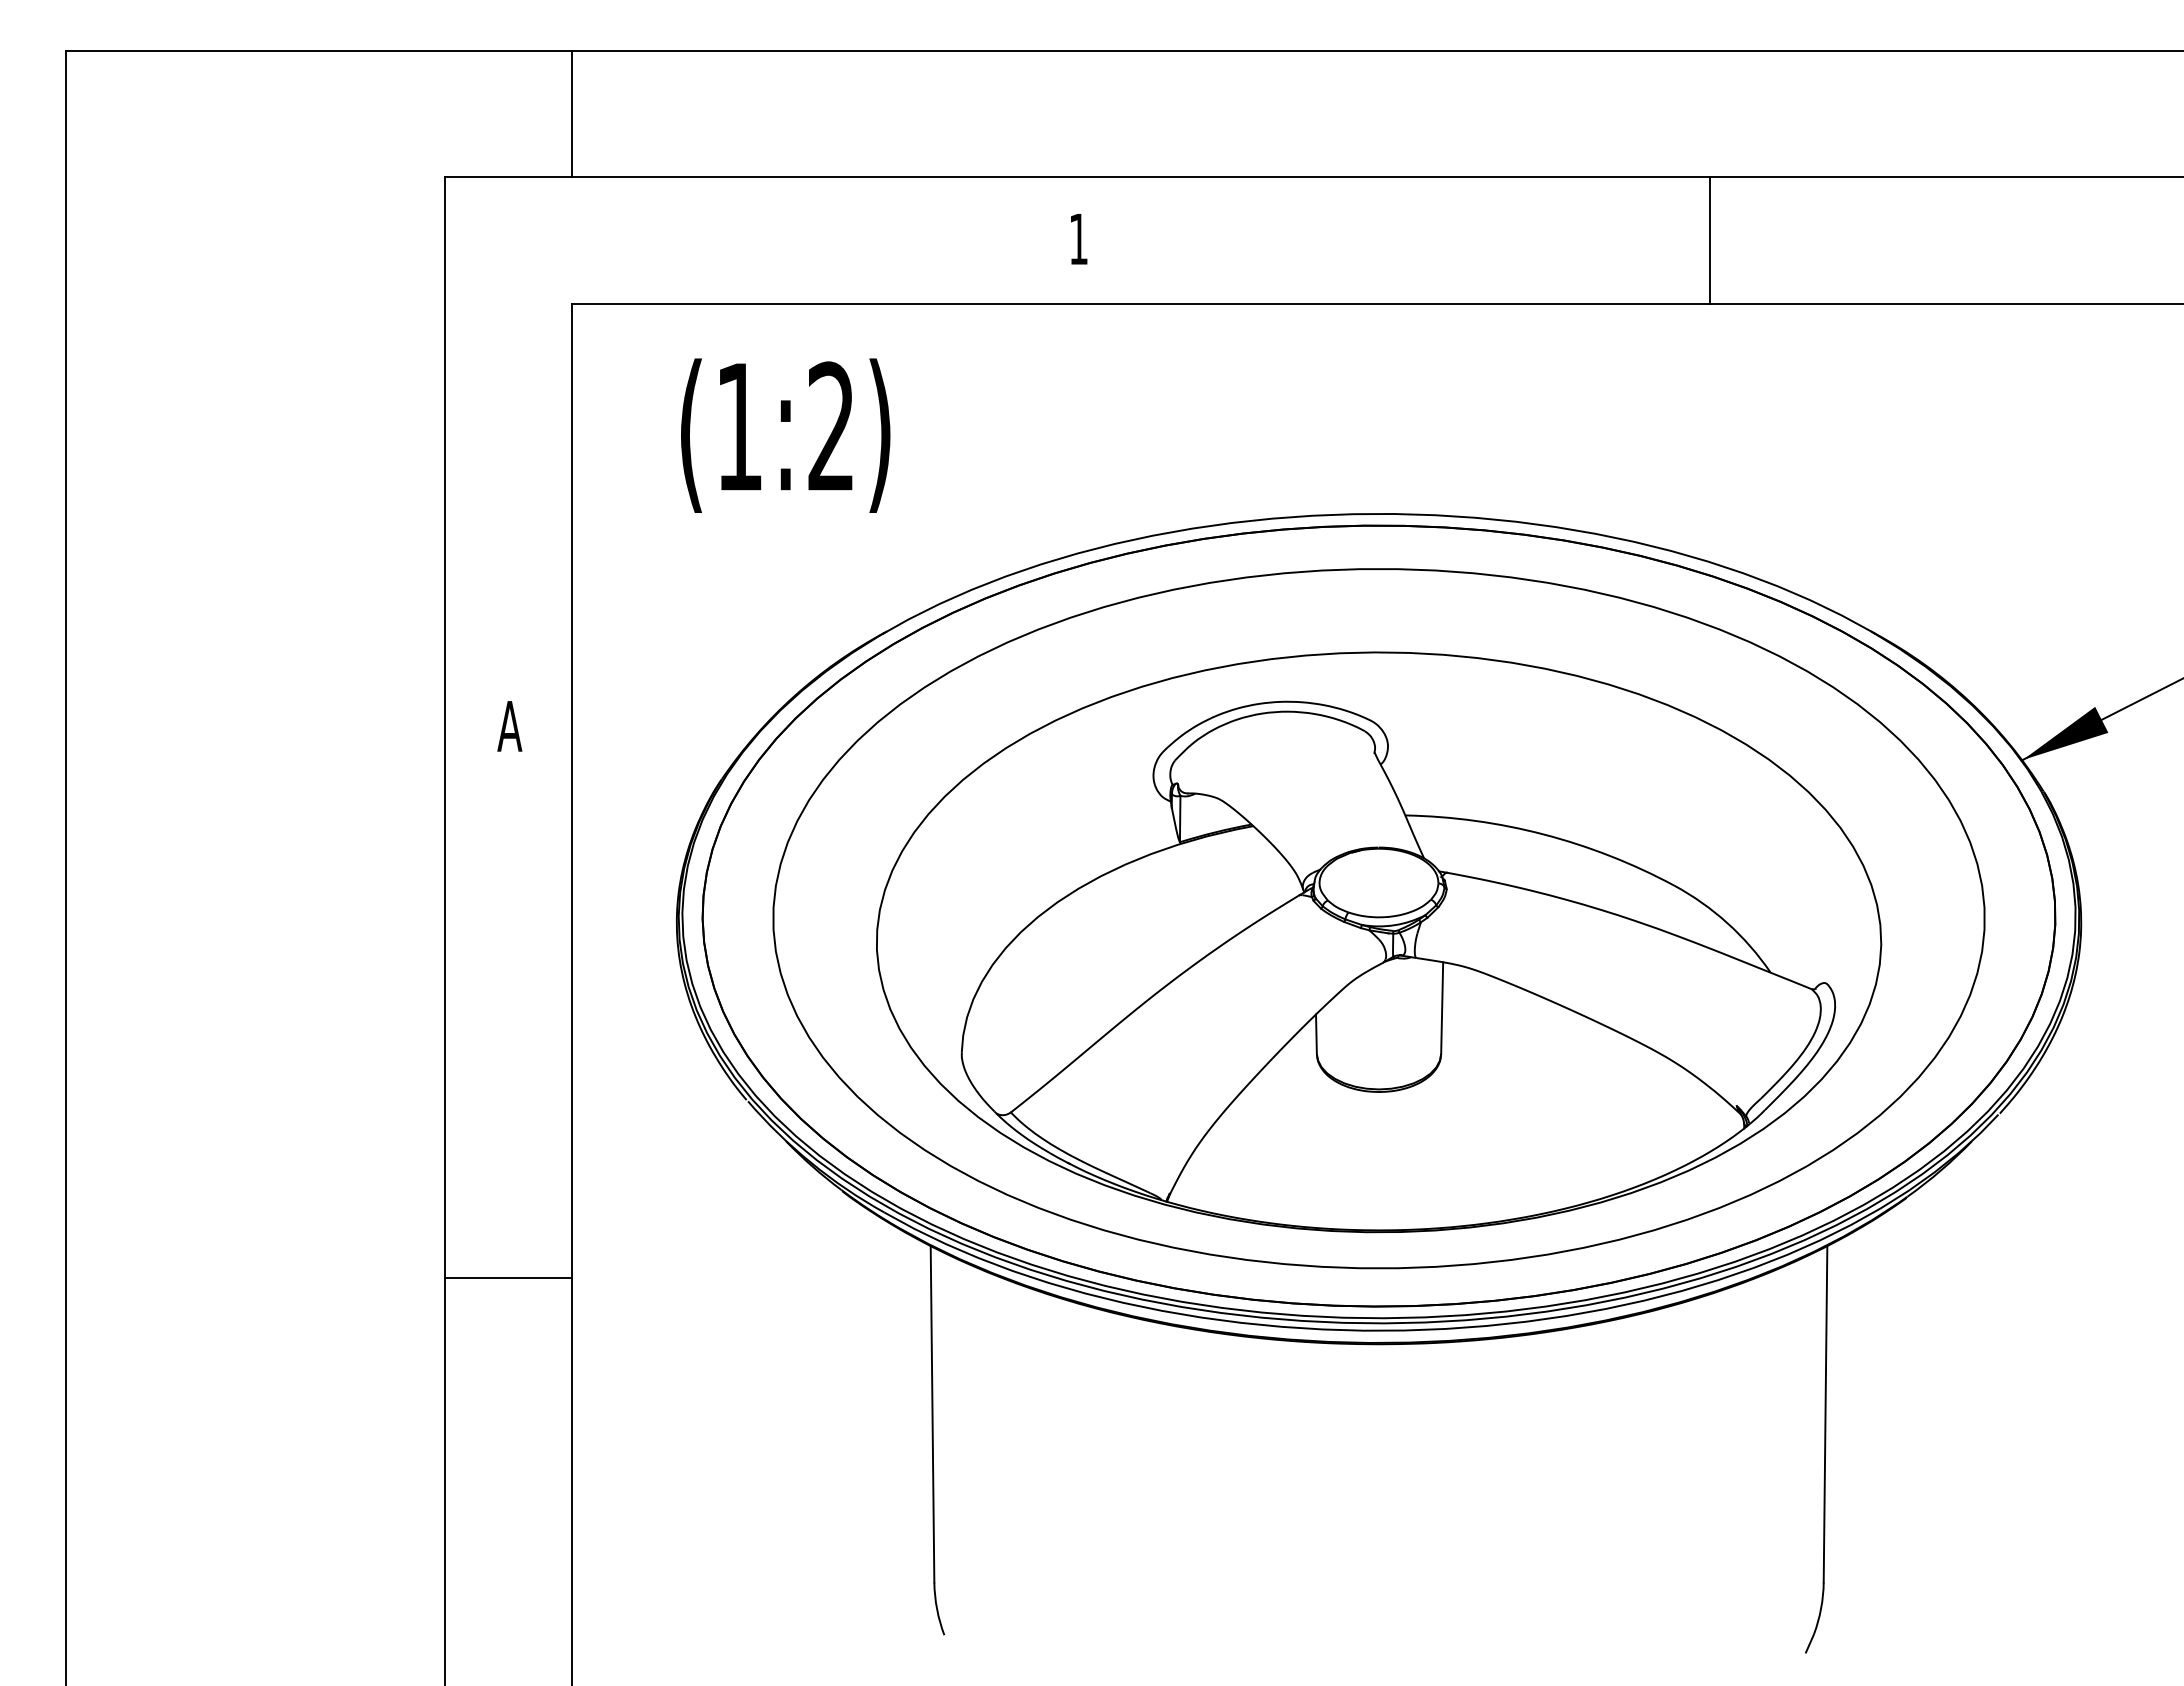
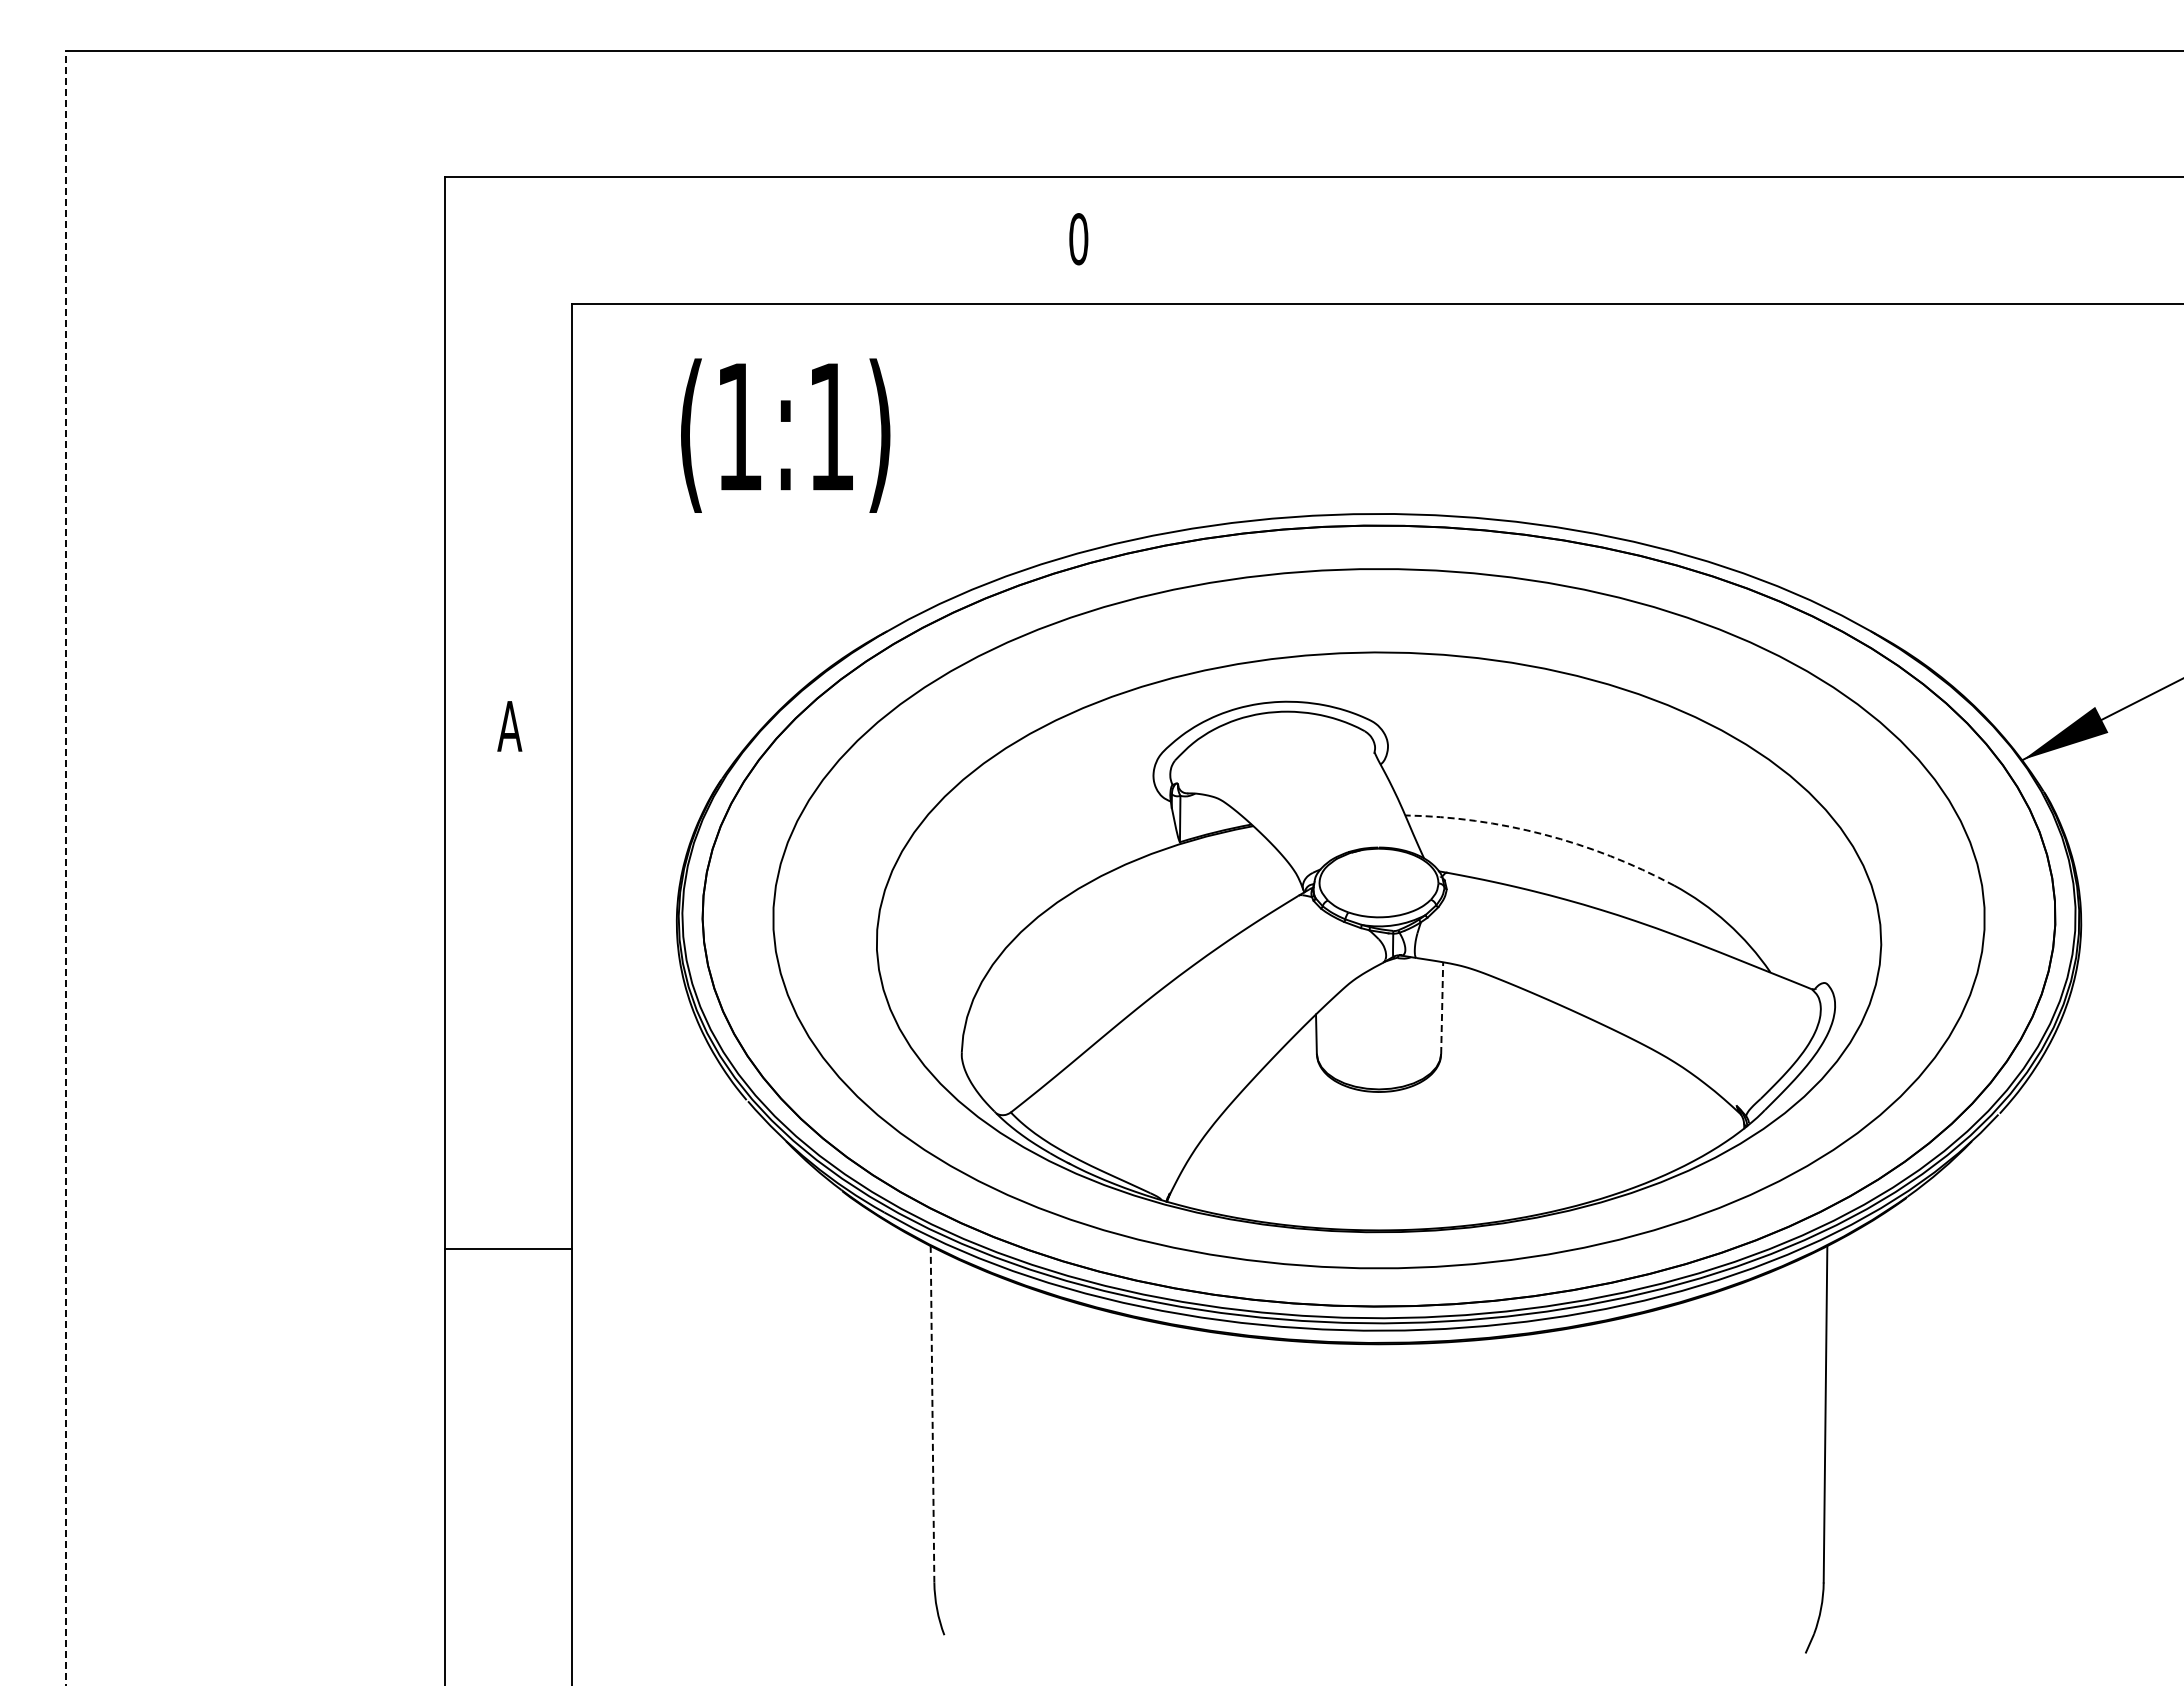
line: present -> none (571, 113)
text: 1 -> 0 (1078, 239)
line: present -> none (1710, 240)
text: (1:2) -> (1:1) (830, 425)
arc: solid -> dashed (1543, 834)
line: solid -> dashed (65, 867)
line: solid -> dashed (1442, 1008)
line position: (508, 1277) -> (508, 1248) (508, 1248)
line: solid -> dashed (932, 1414)
